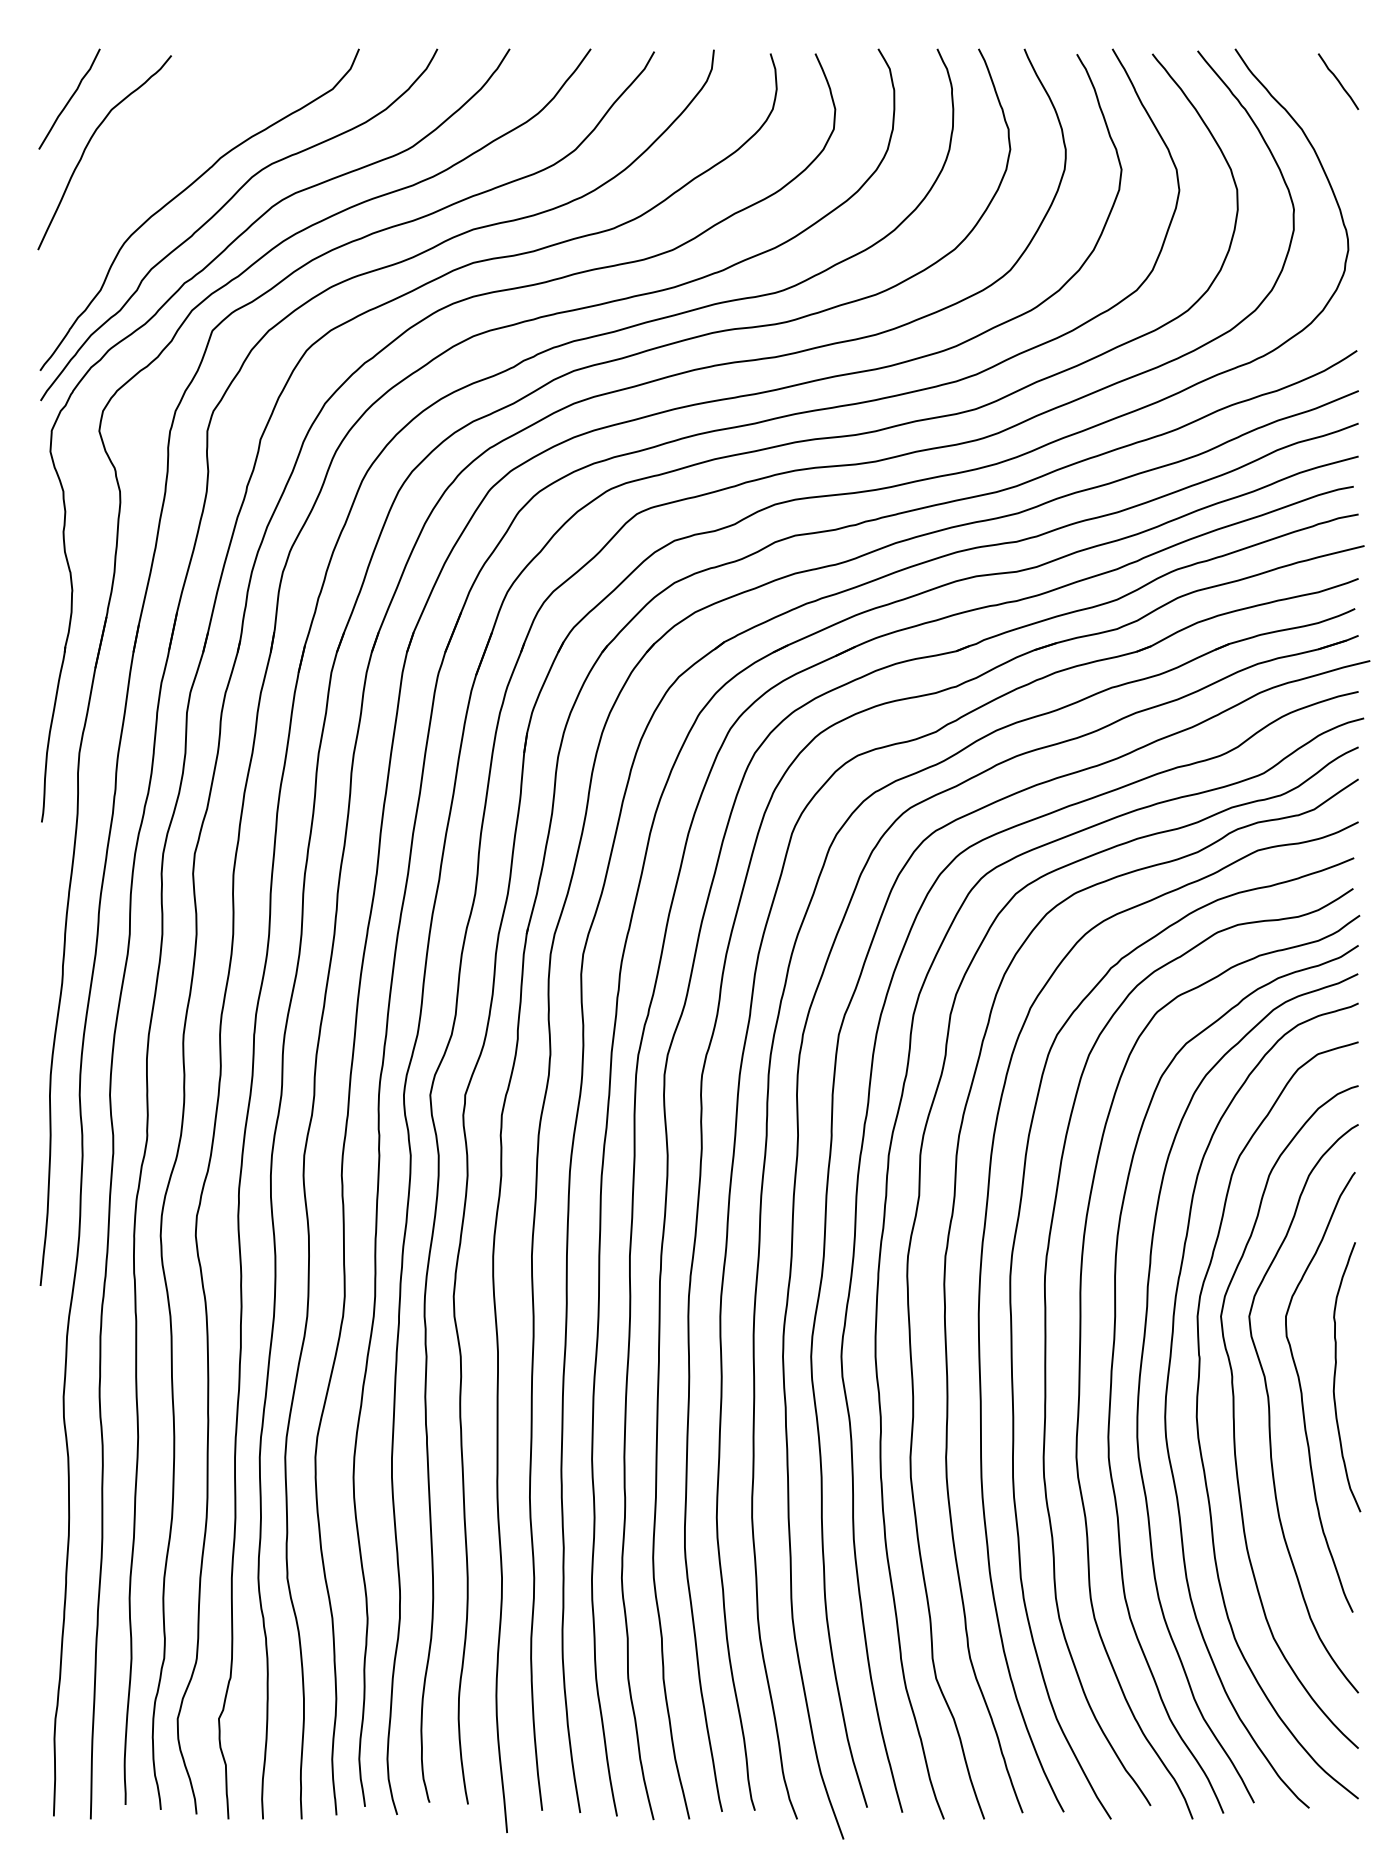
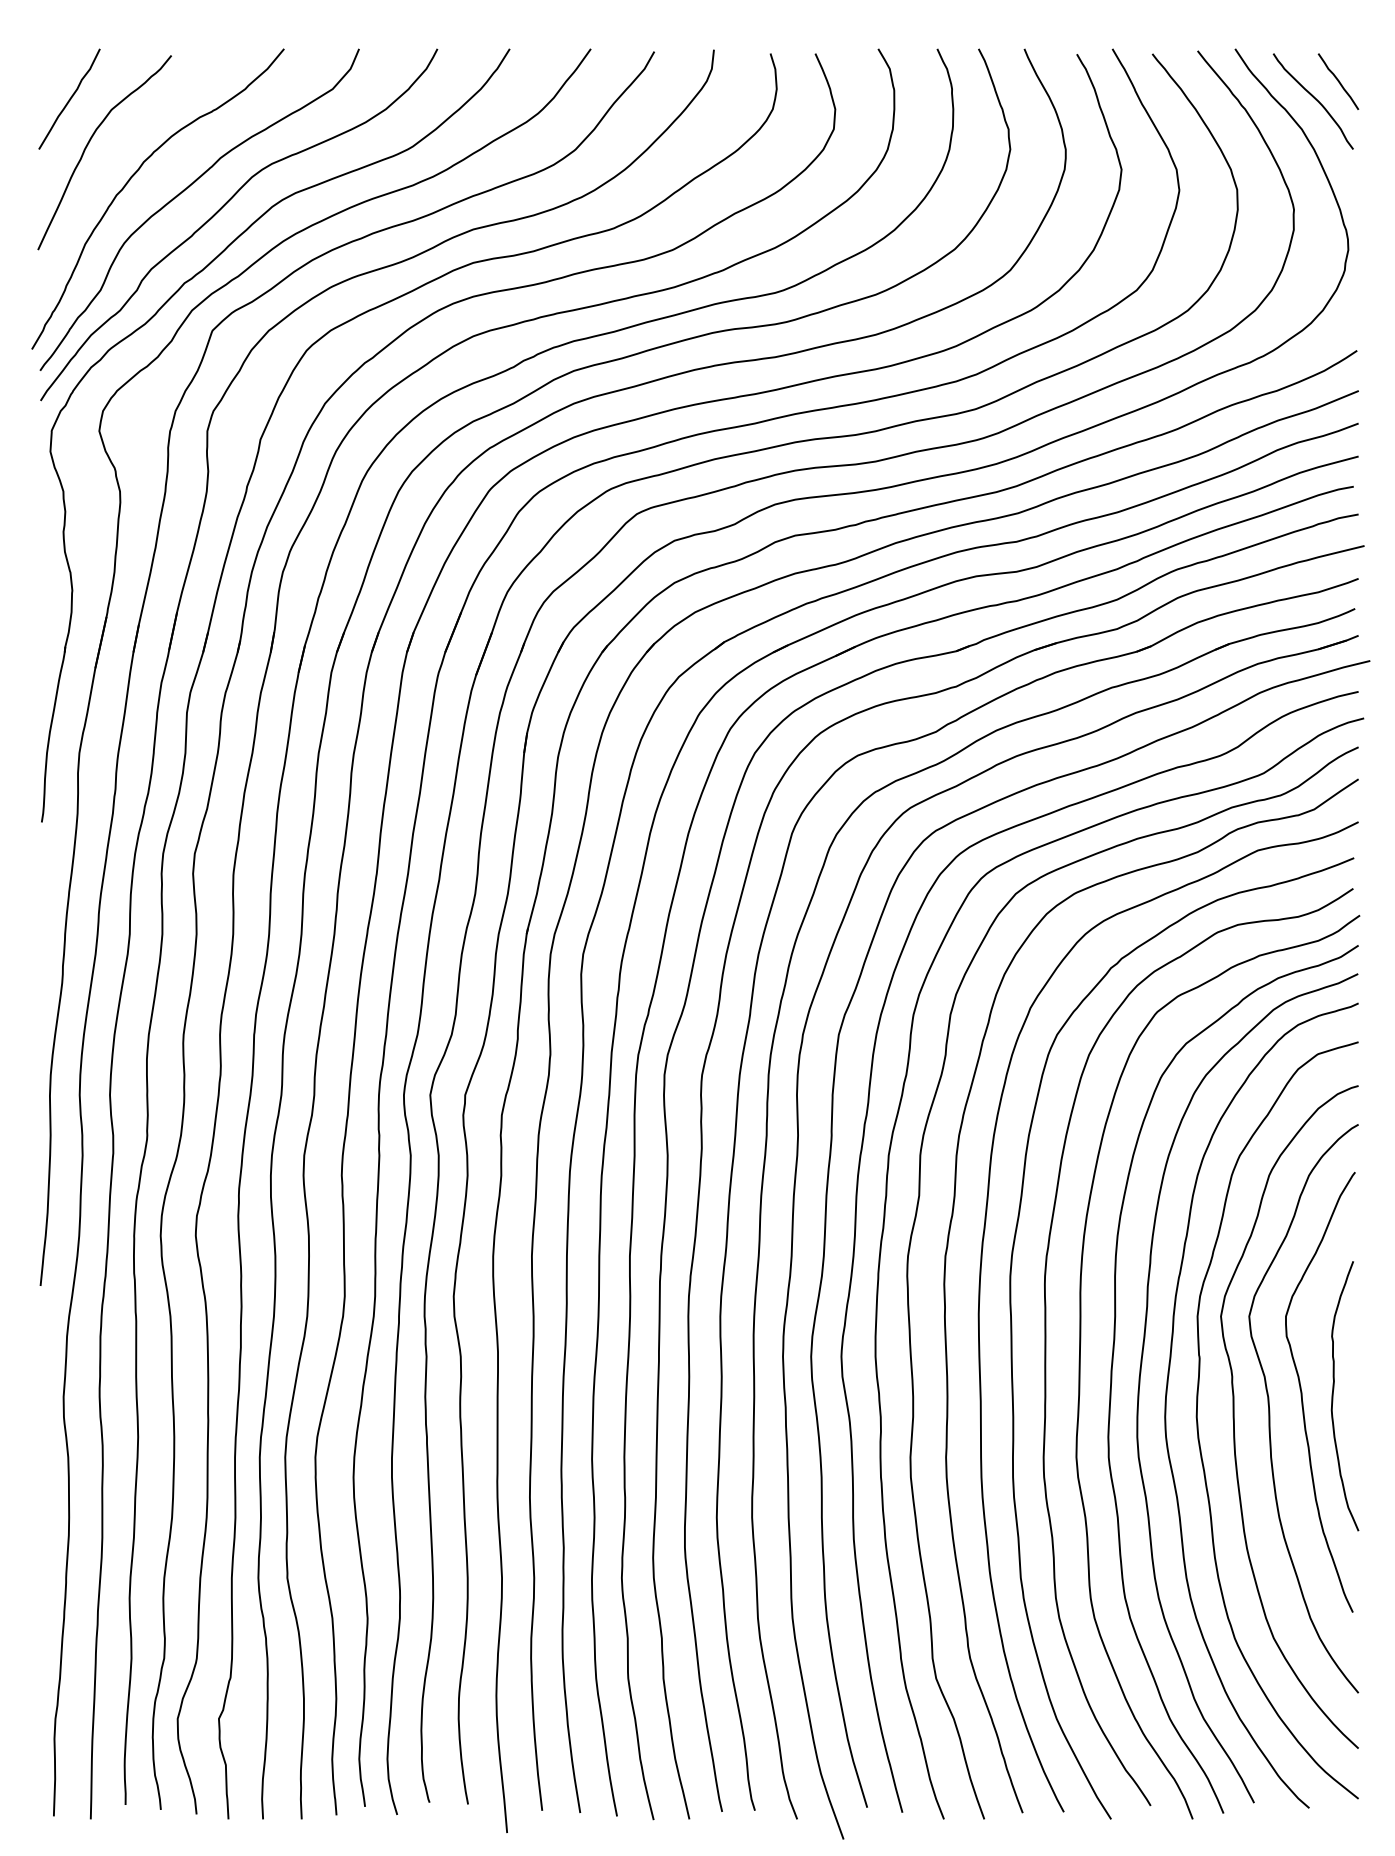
curve: none -> present (1314, 99)
curve: none -> present (130, 180)
curve position: (1335, 1377) -> (1333, 1396) (1333, 1396)
